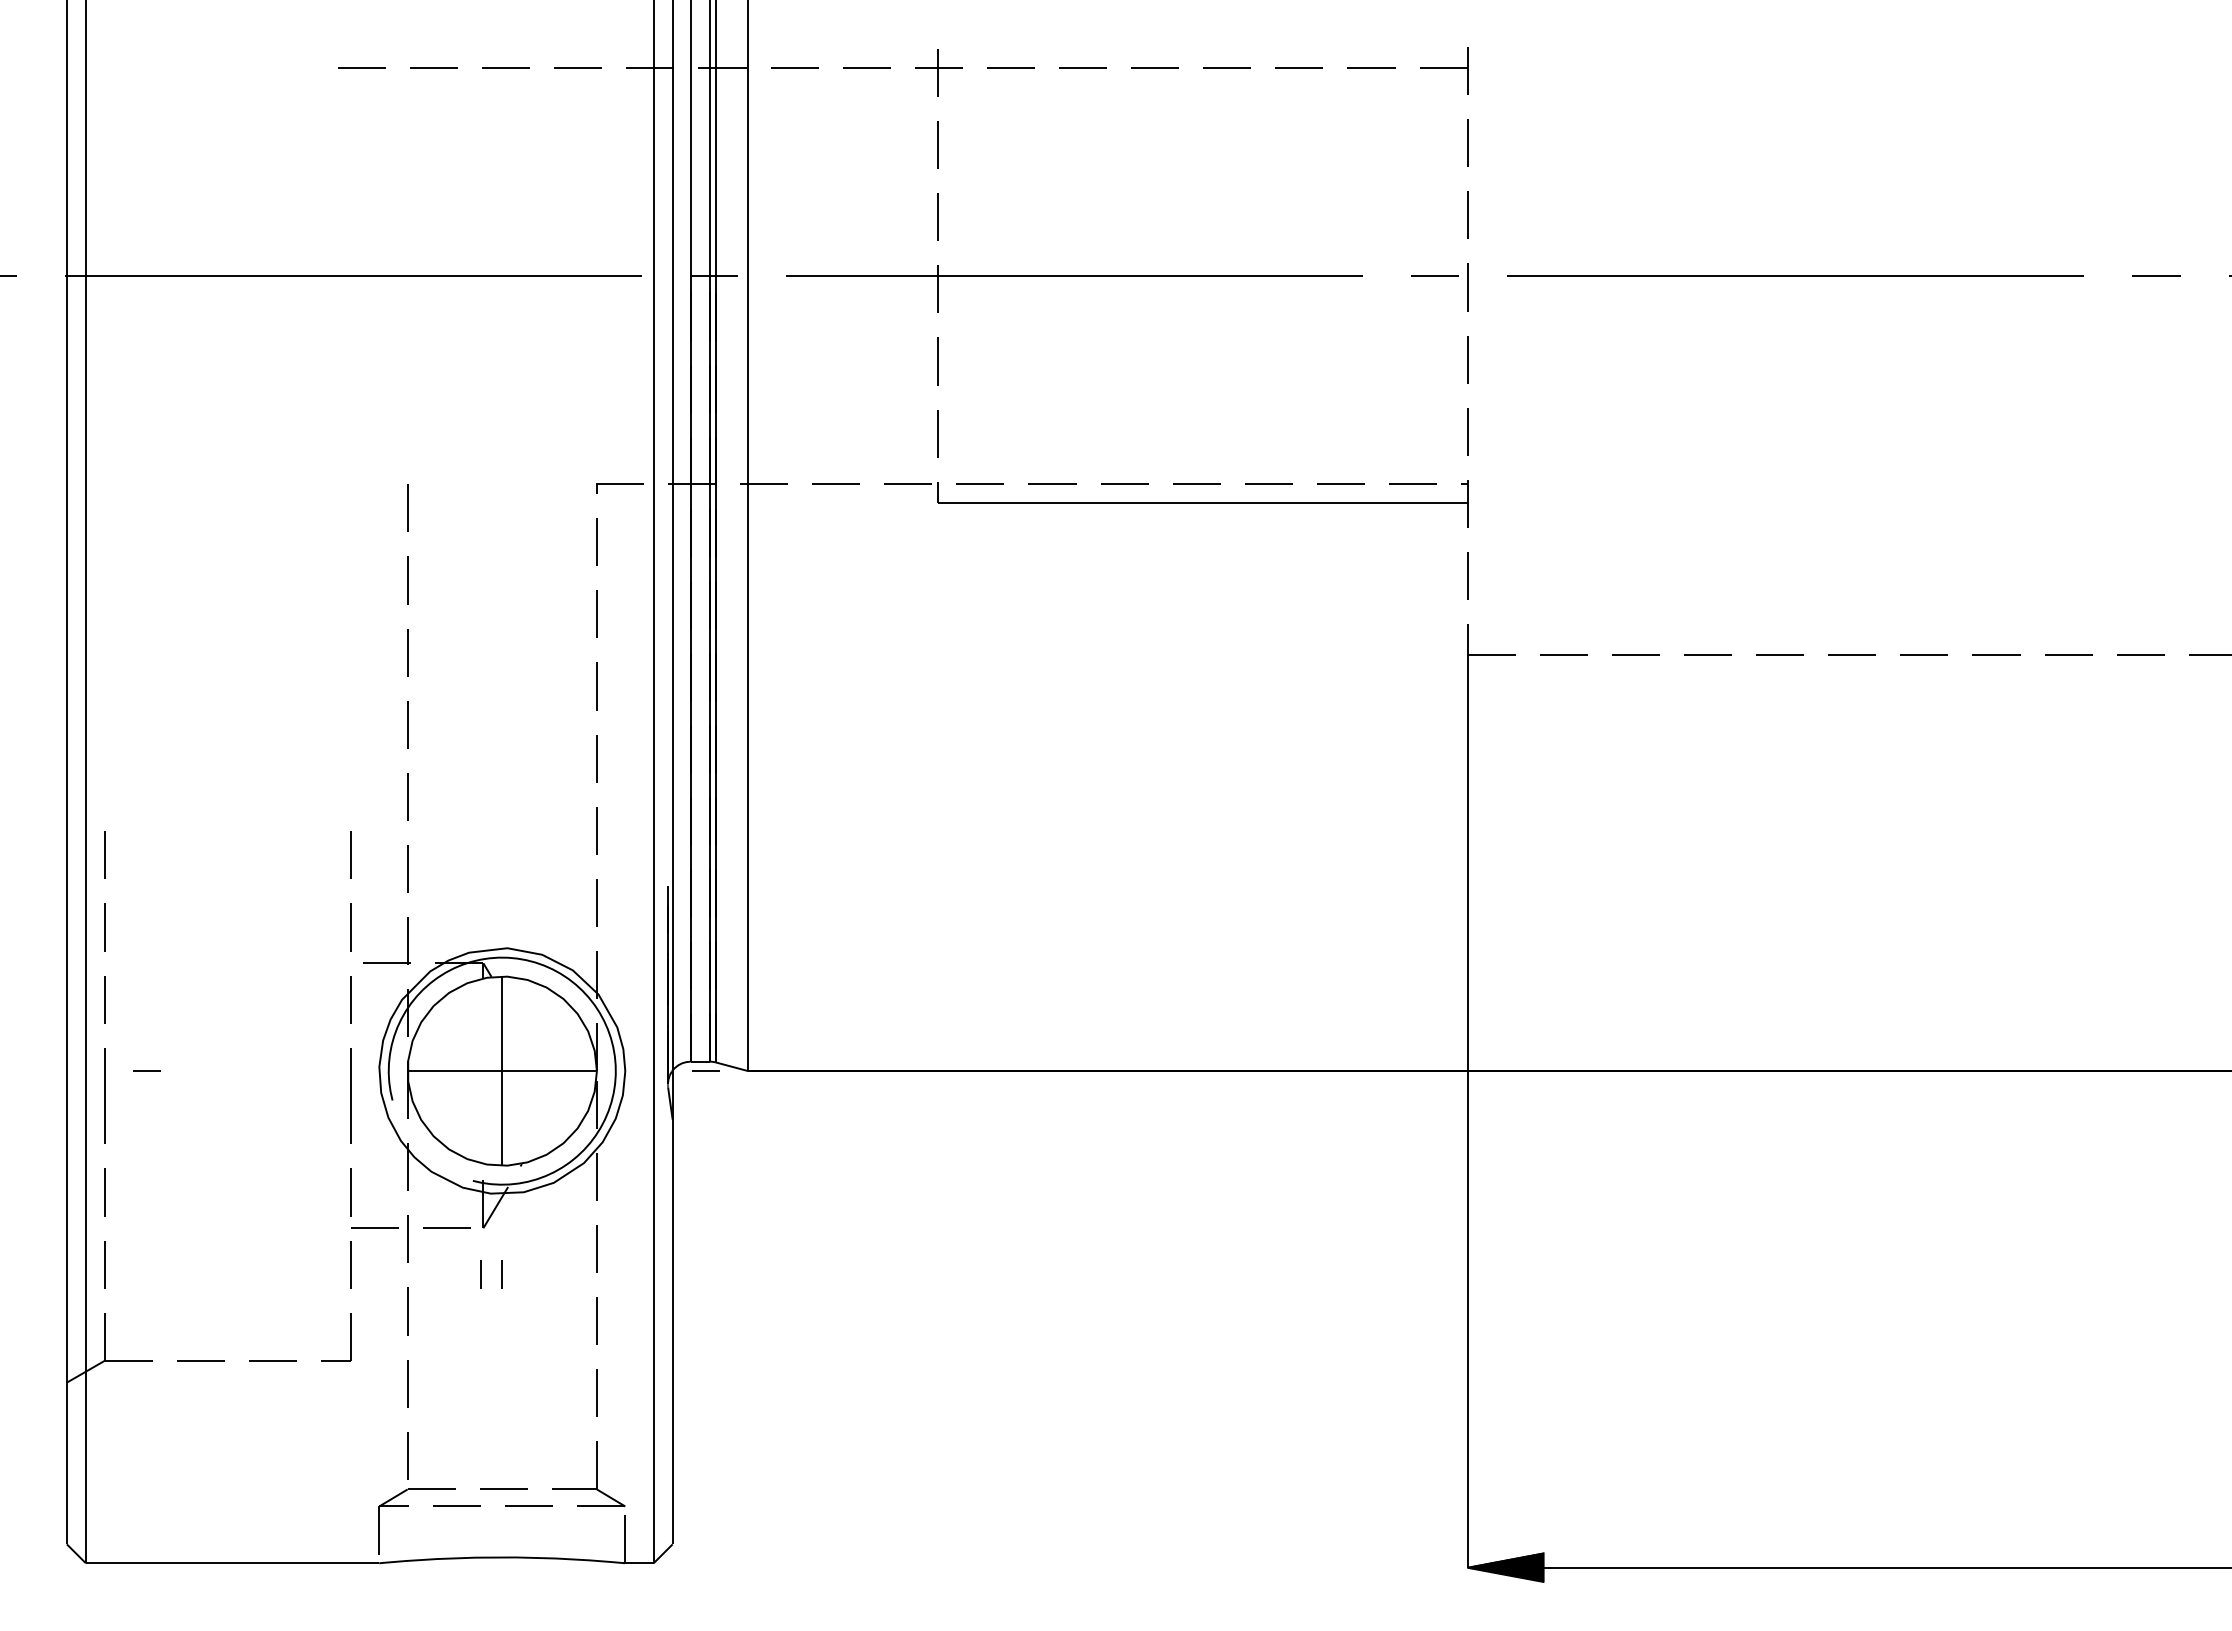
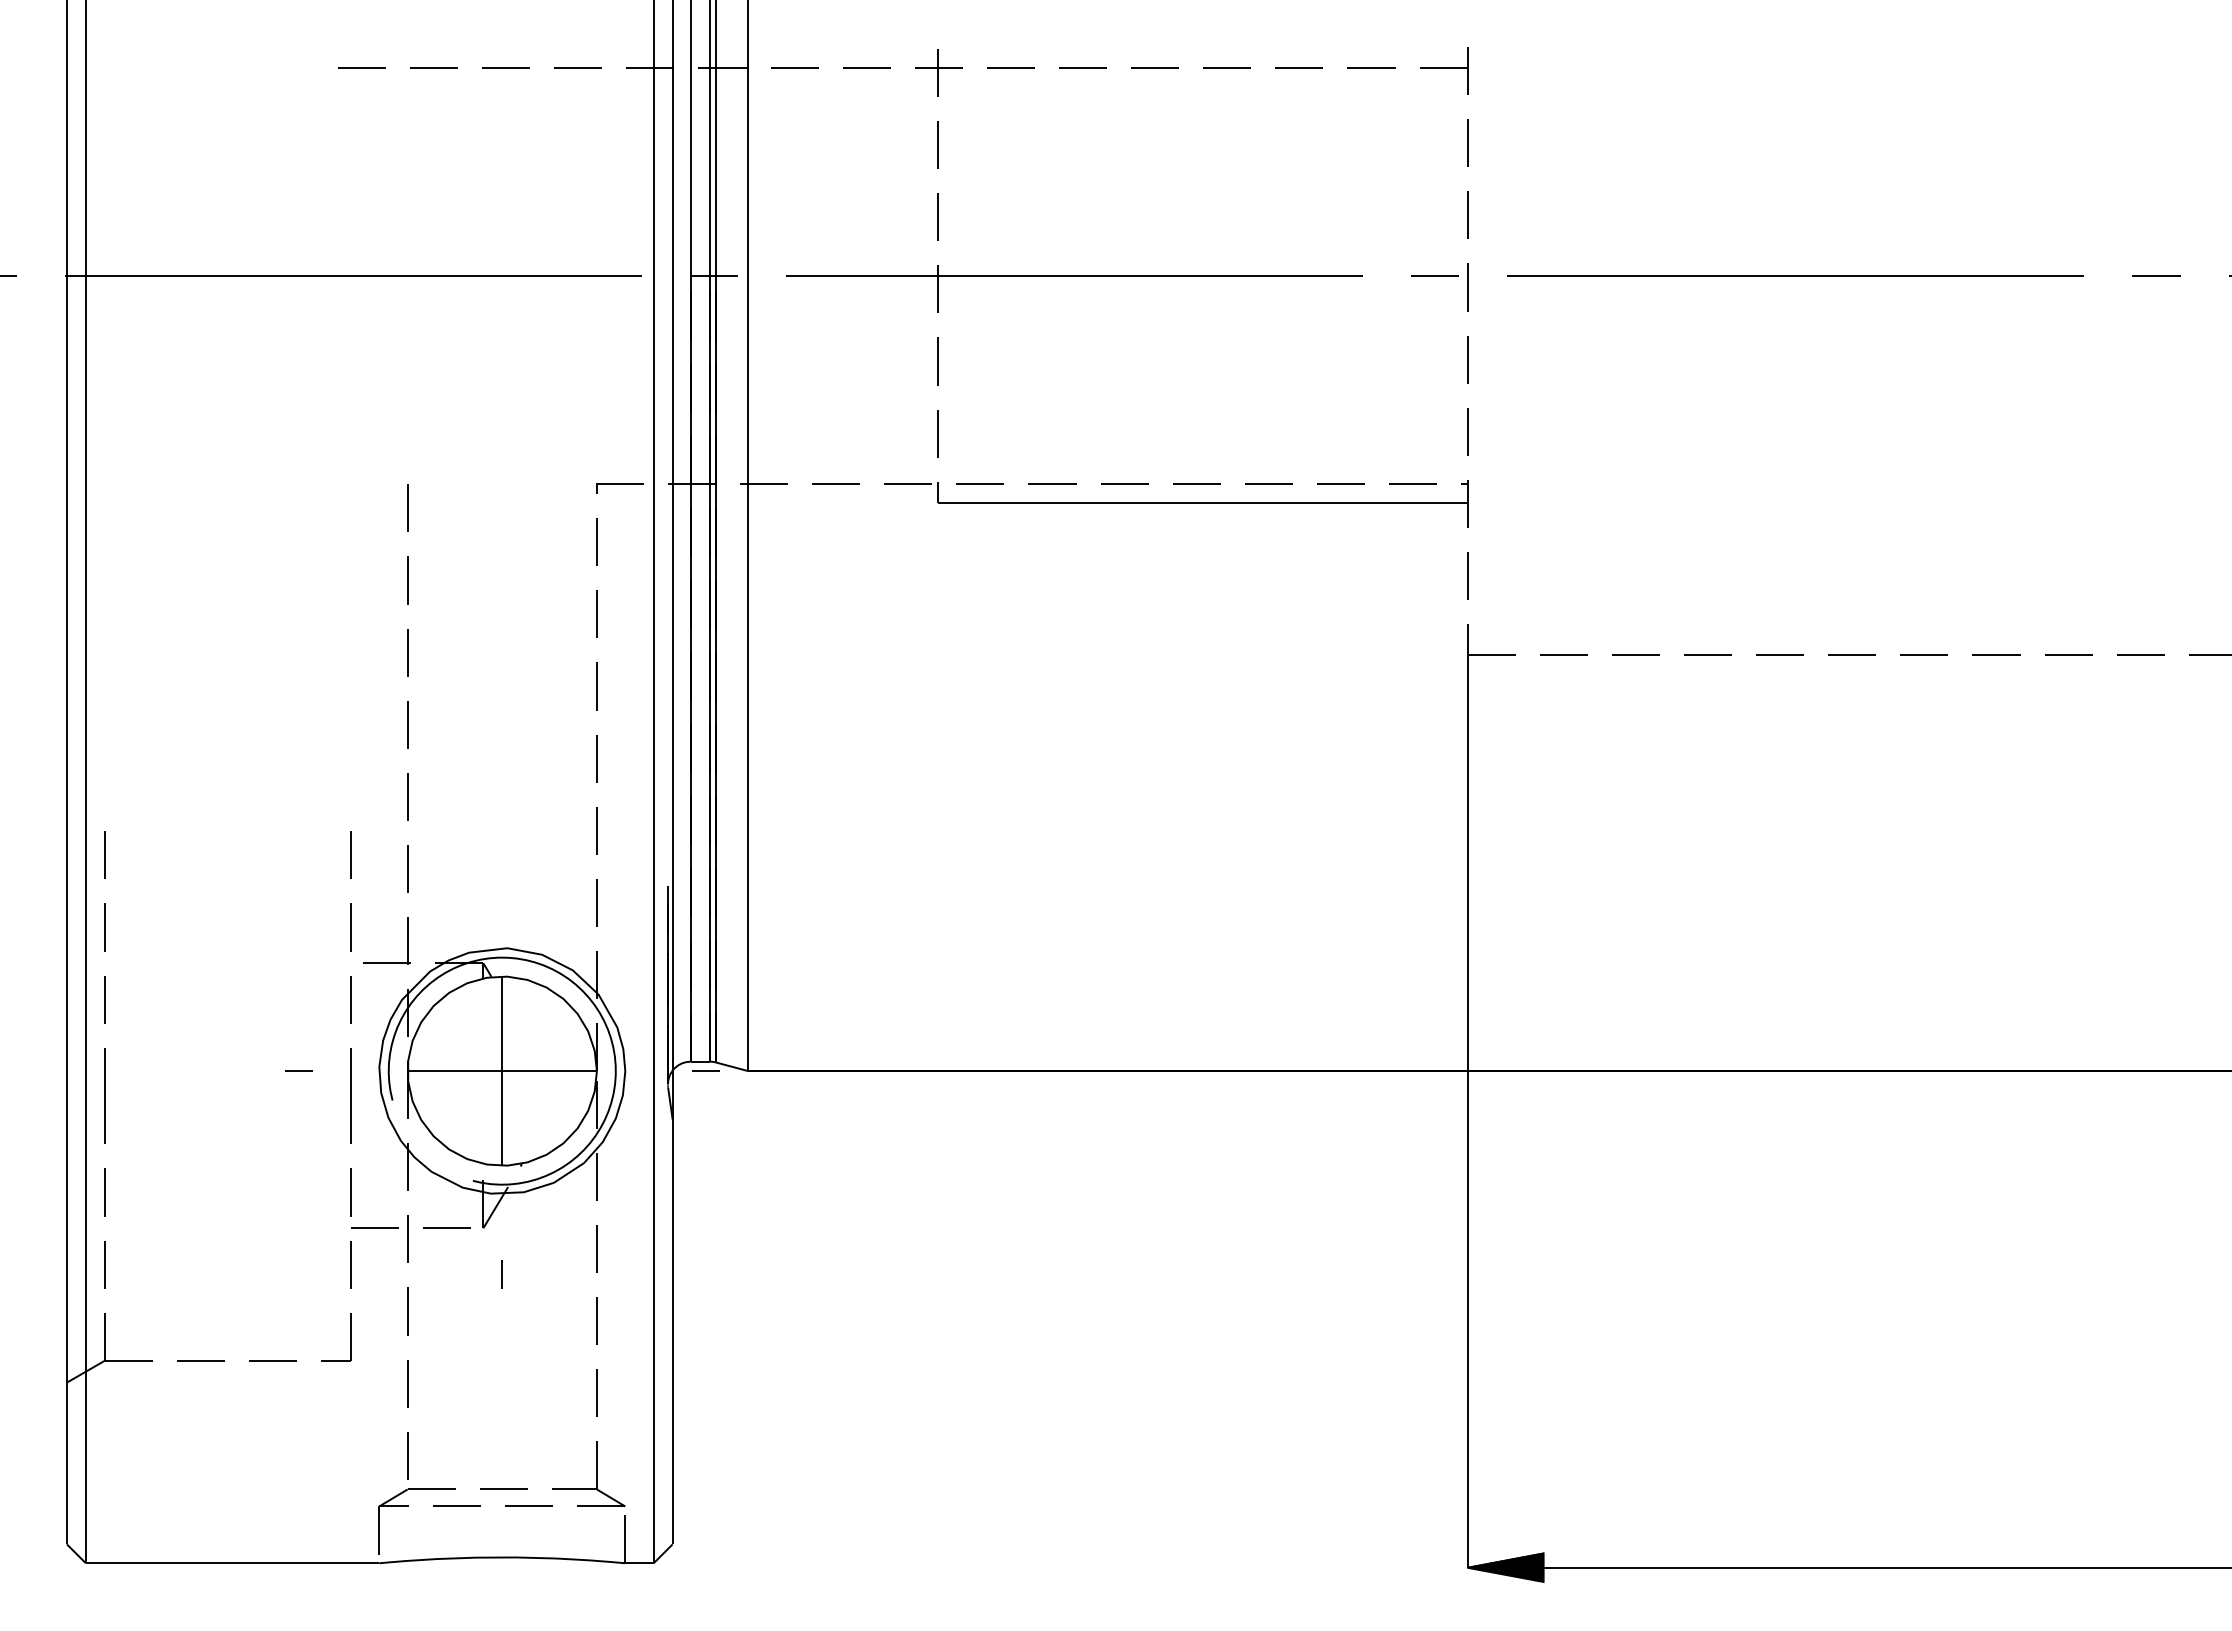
line position: (146, 1070) -> (298, 1070) (298, 1070)
line: present -> none (480, 1274)
